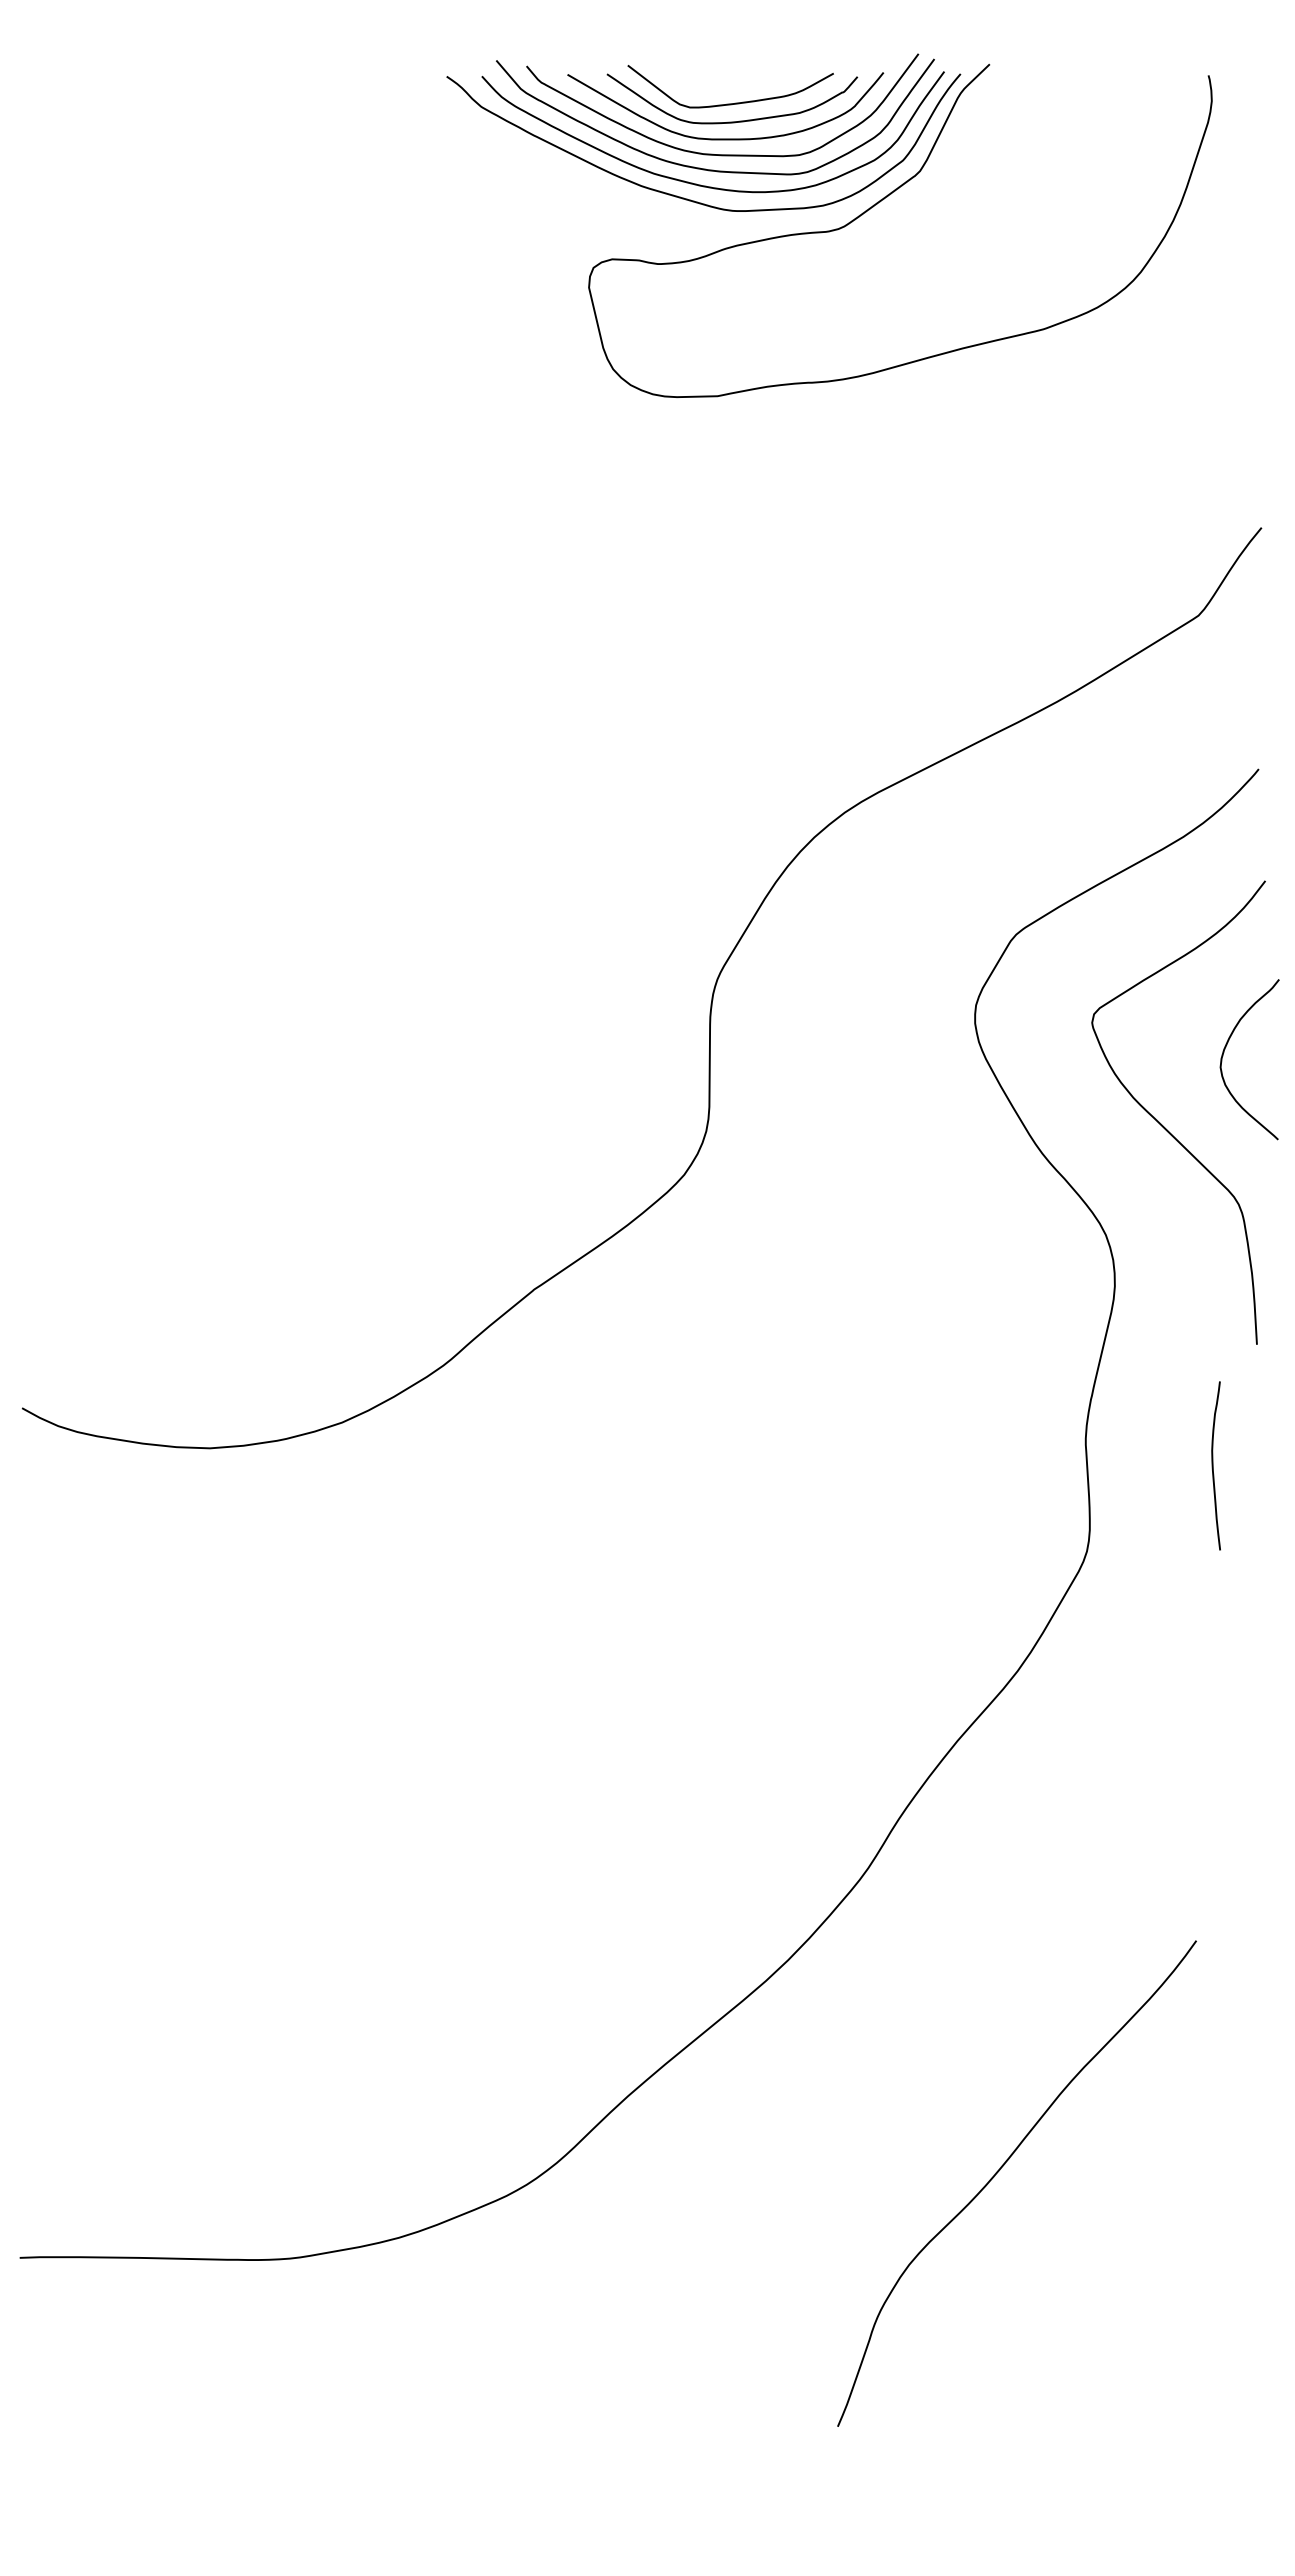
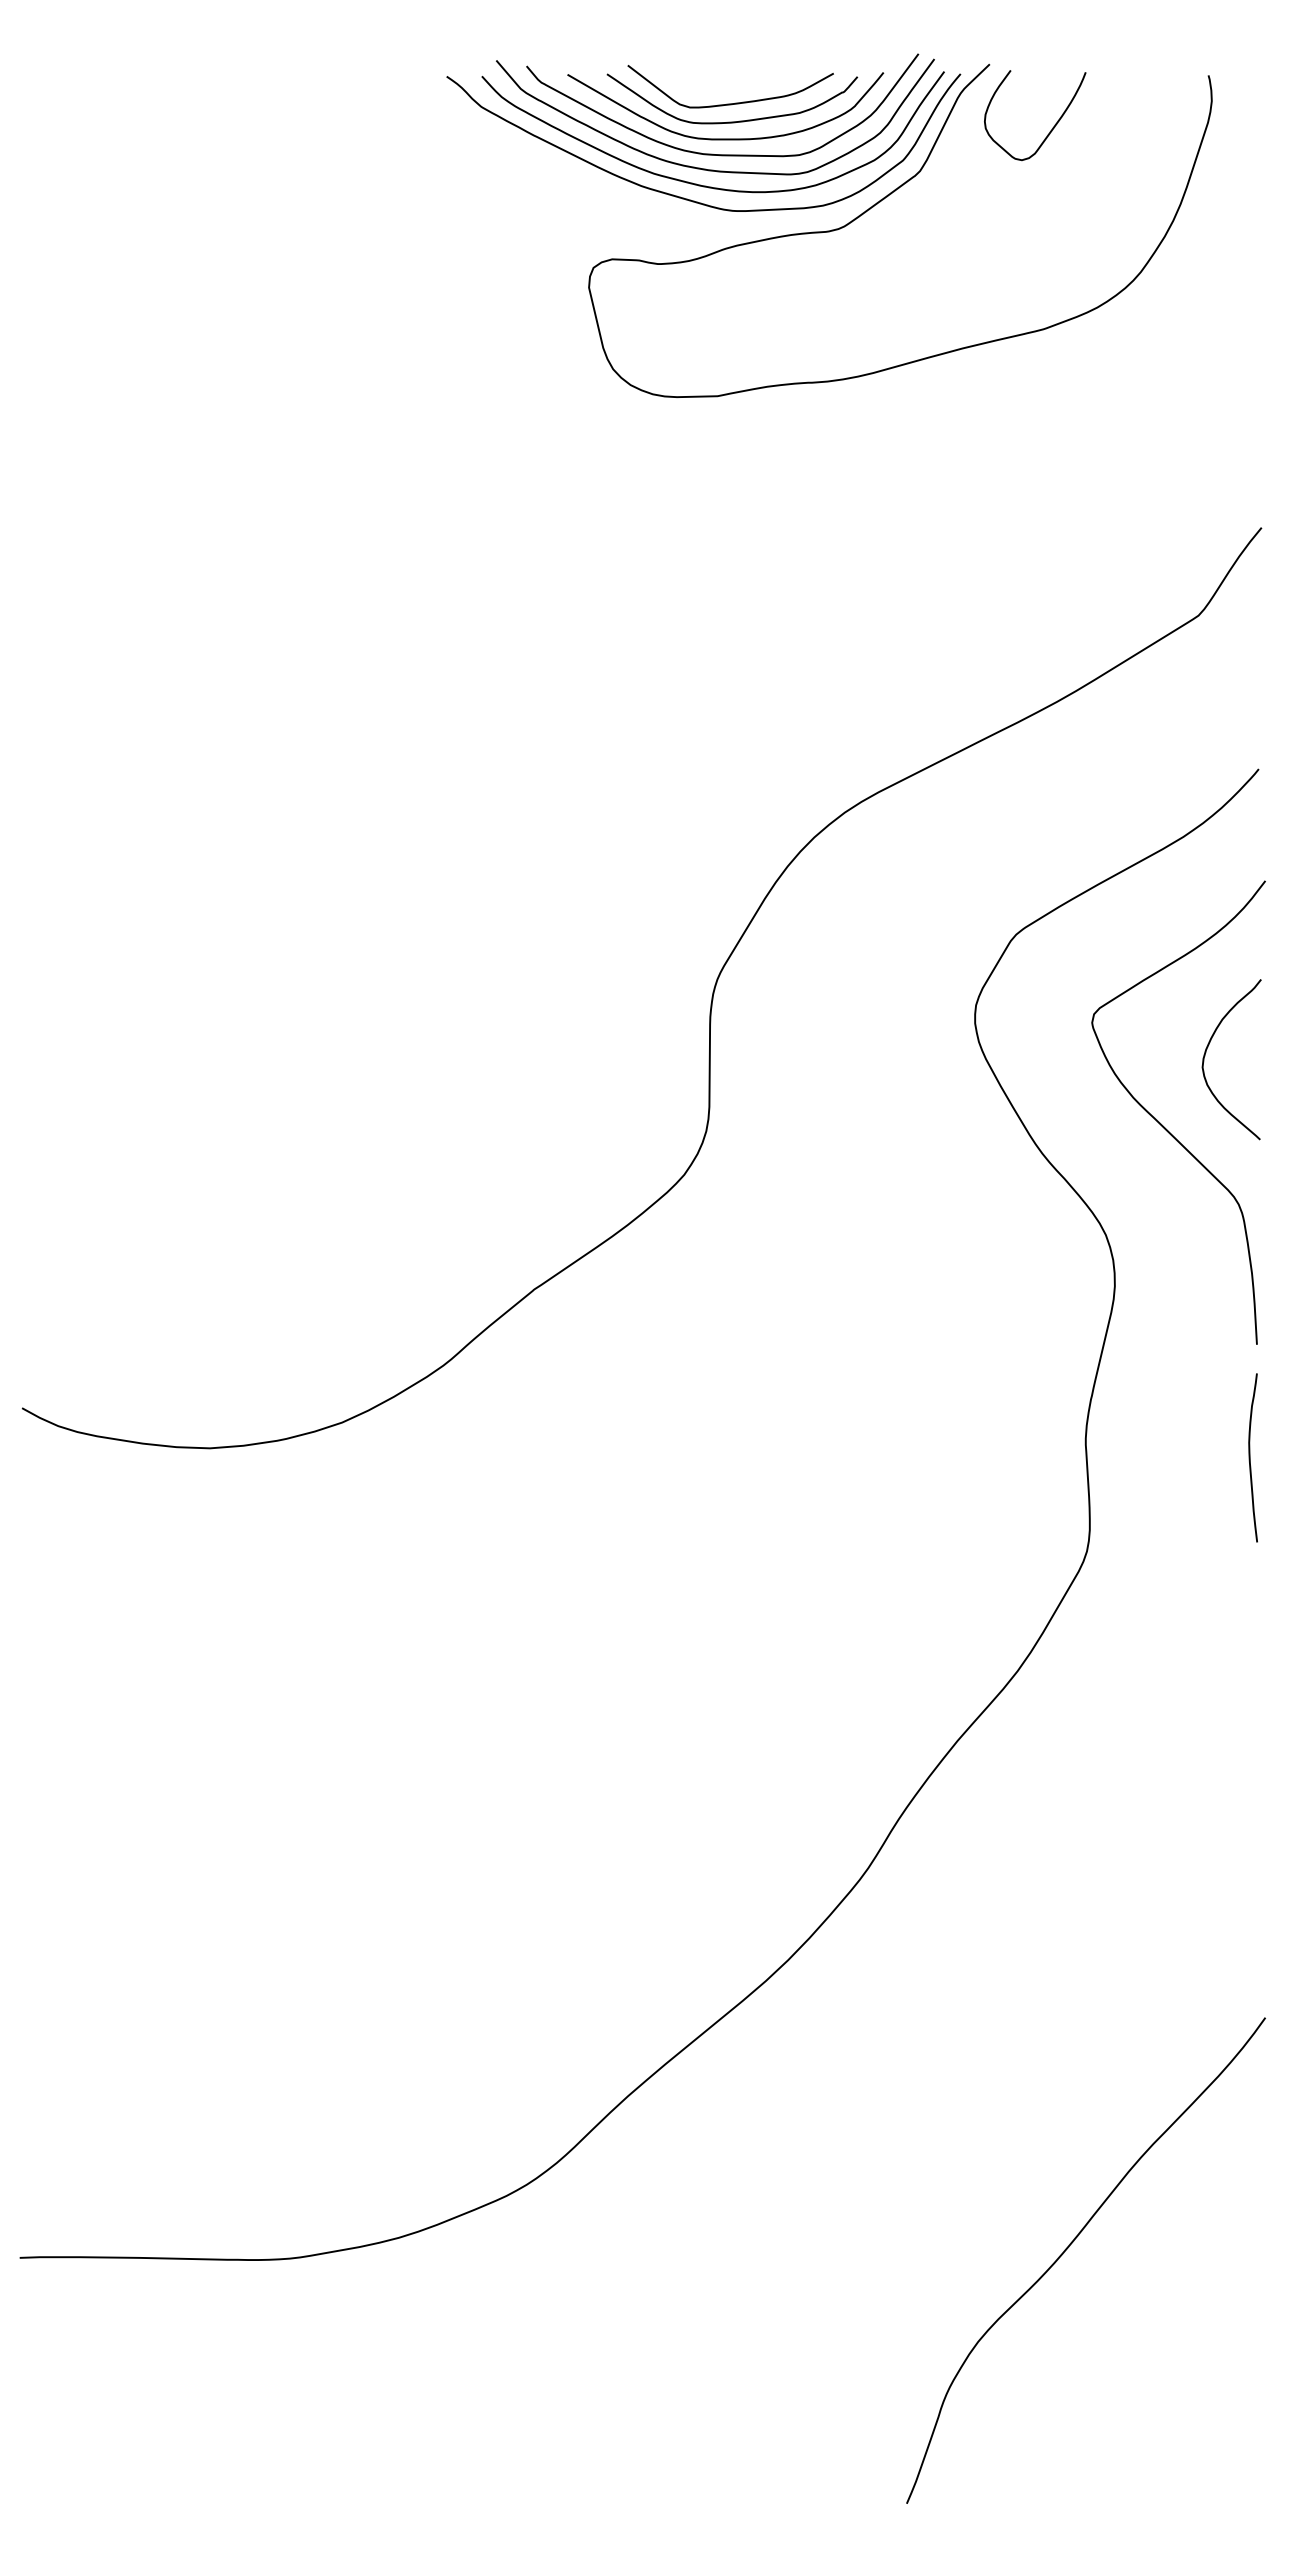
curve: none -> present (1052, 127)
curve position: (1226, 1047) -> (1208, 1047) (1208, 1047)
curve position: (1213, 1465) -> (1250, 1457) (1250, 1457)
curve position: (1000, 2170) -> (1069, 2247) (1069, 2247)
